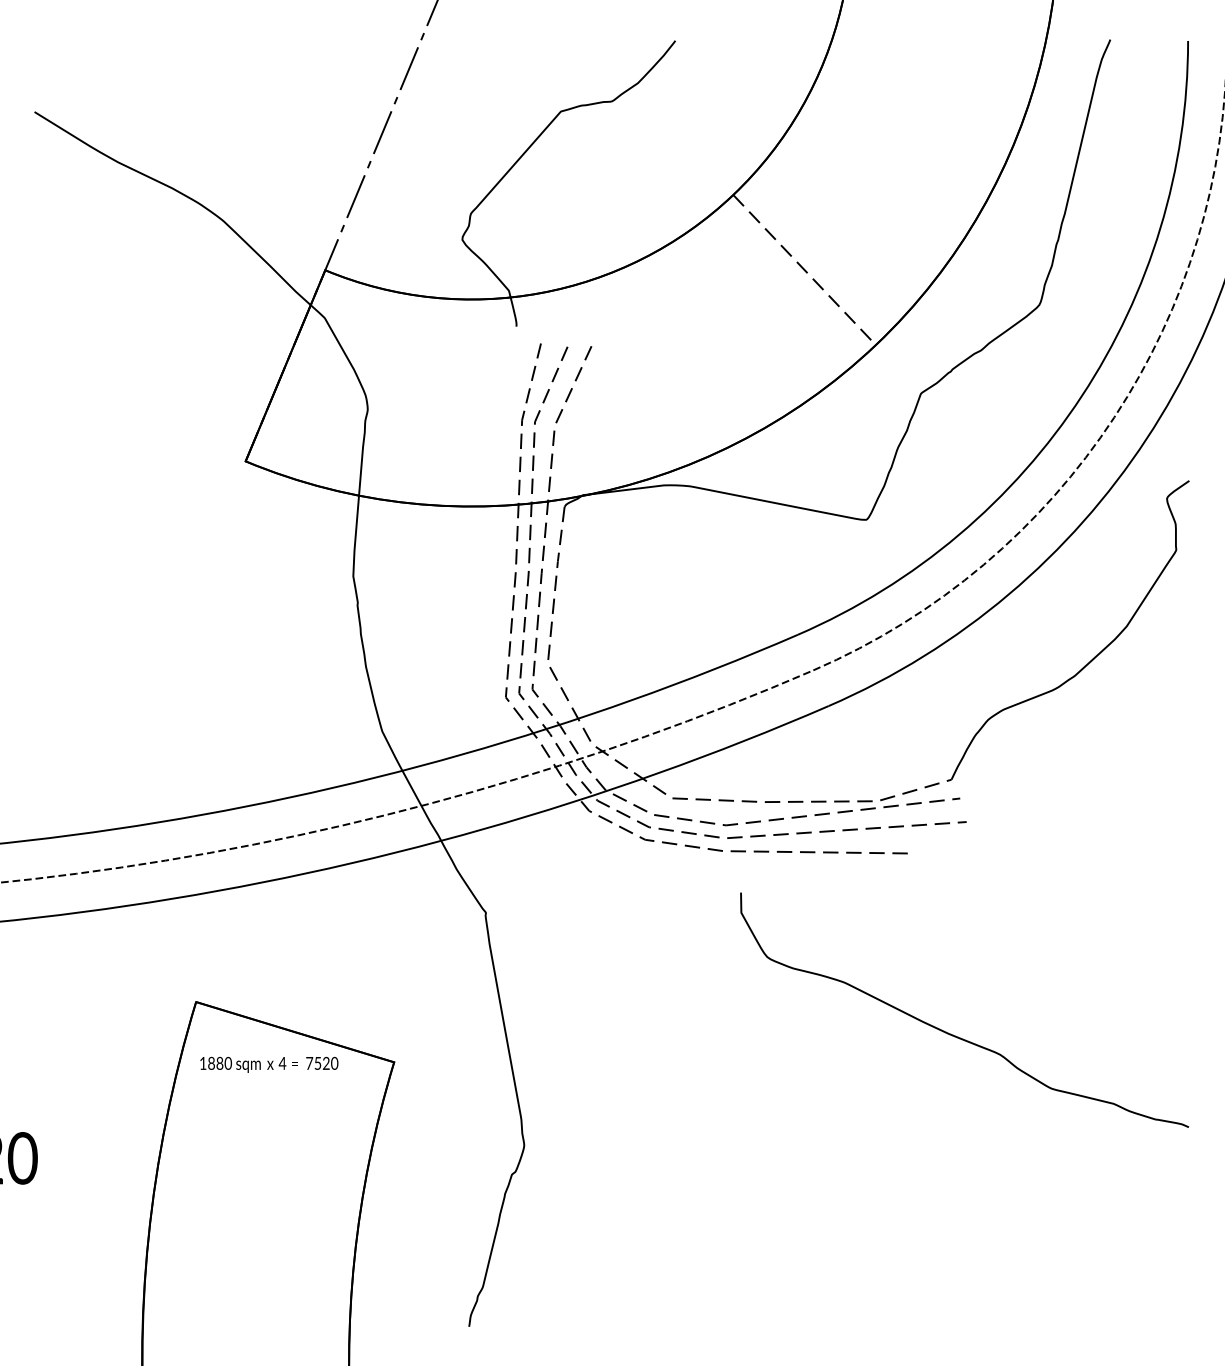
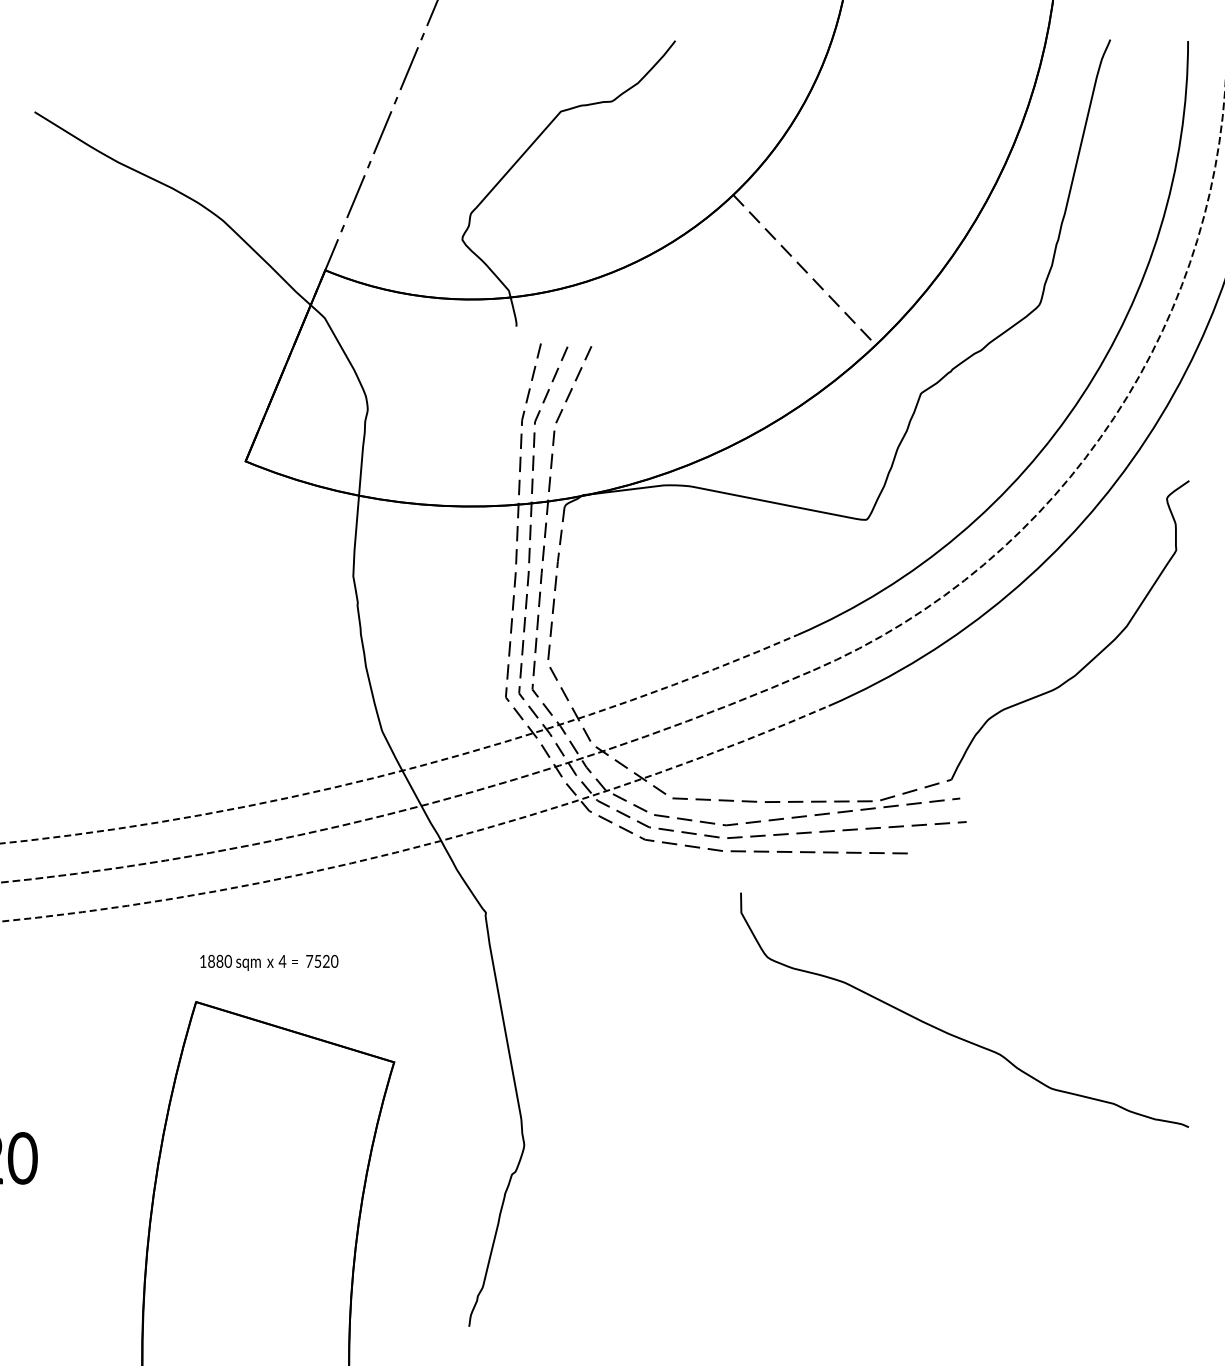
arc: solid -> dashed (406, 769)
arc: solid -> dashed (422, 845)
text position: (269, 1064) -> (269, 962) (269, 962)
